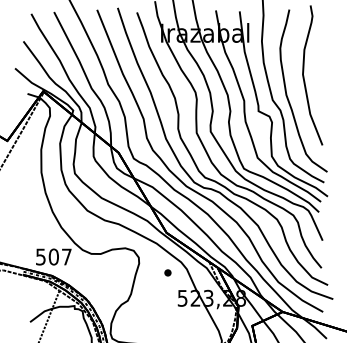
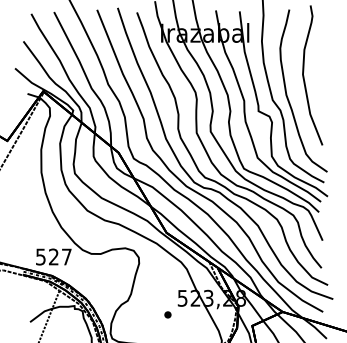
text: 507 -> 527 (53, 256)
part position: (167, 272) -> (167, 314) (167, 314)
